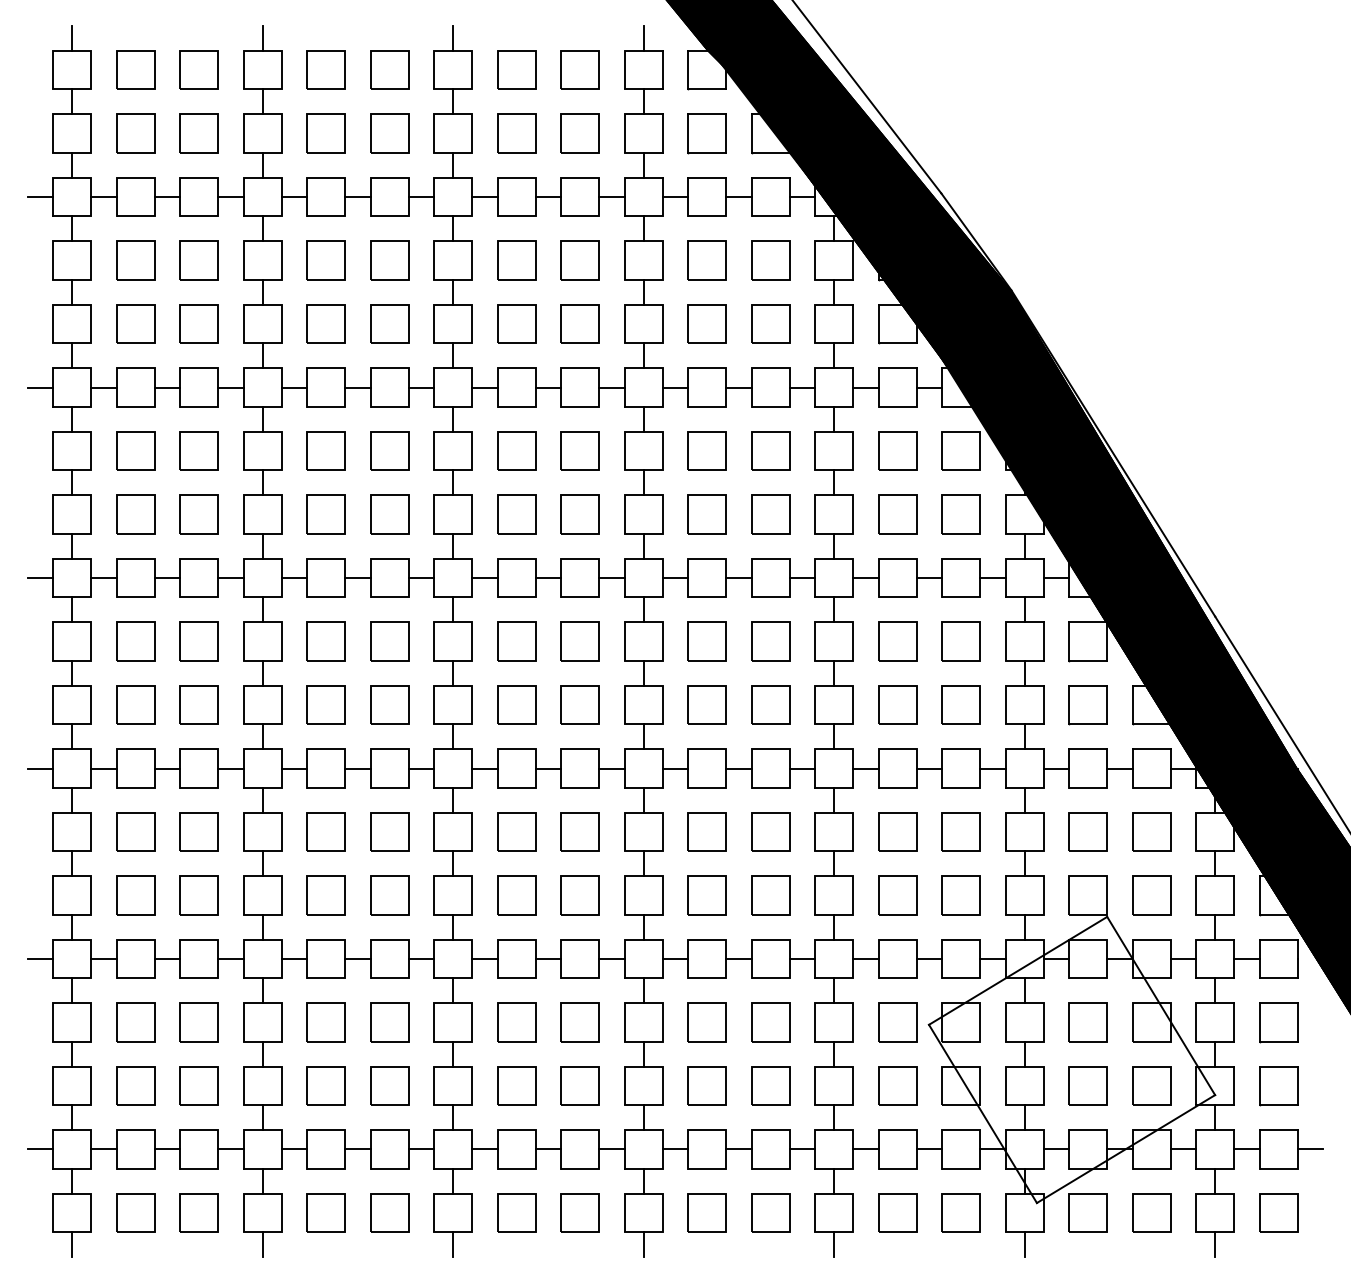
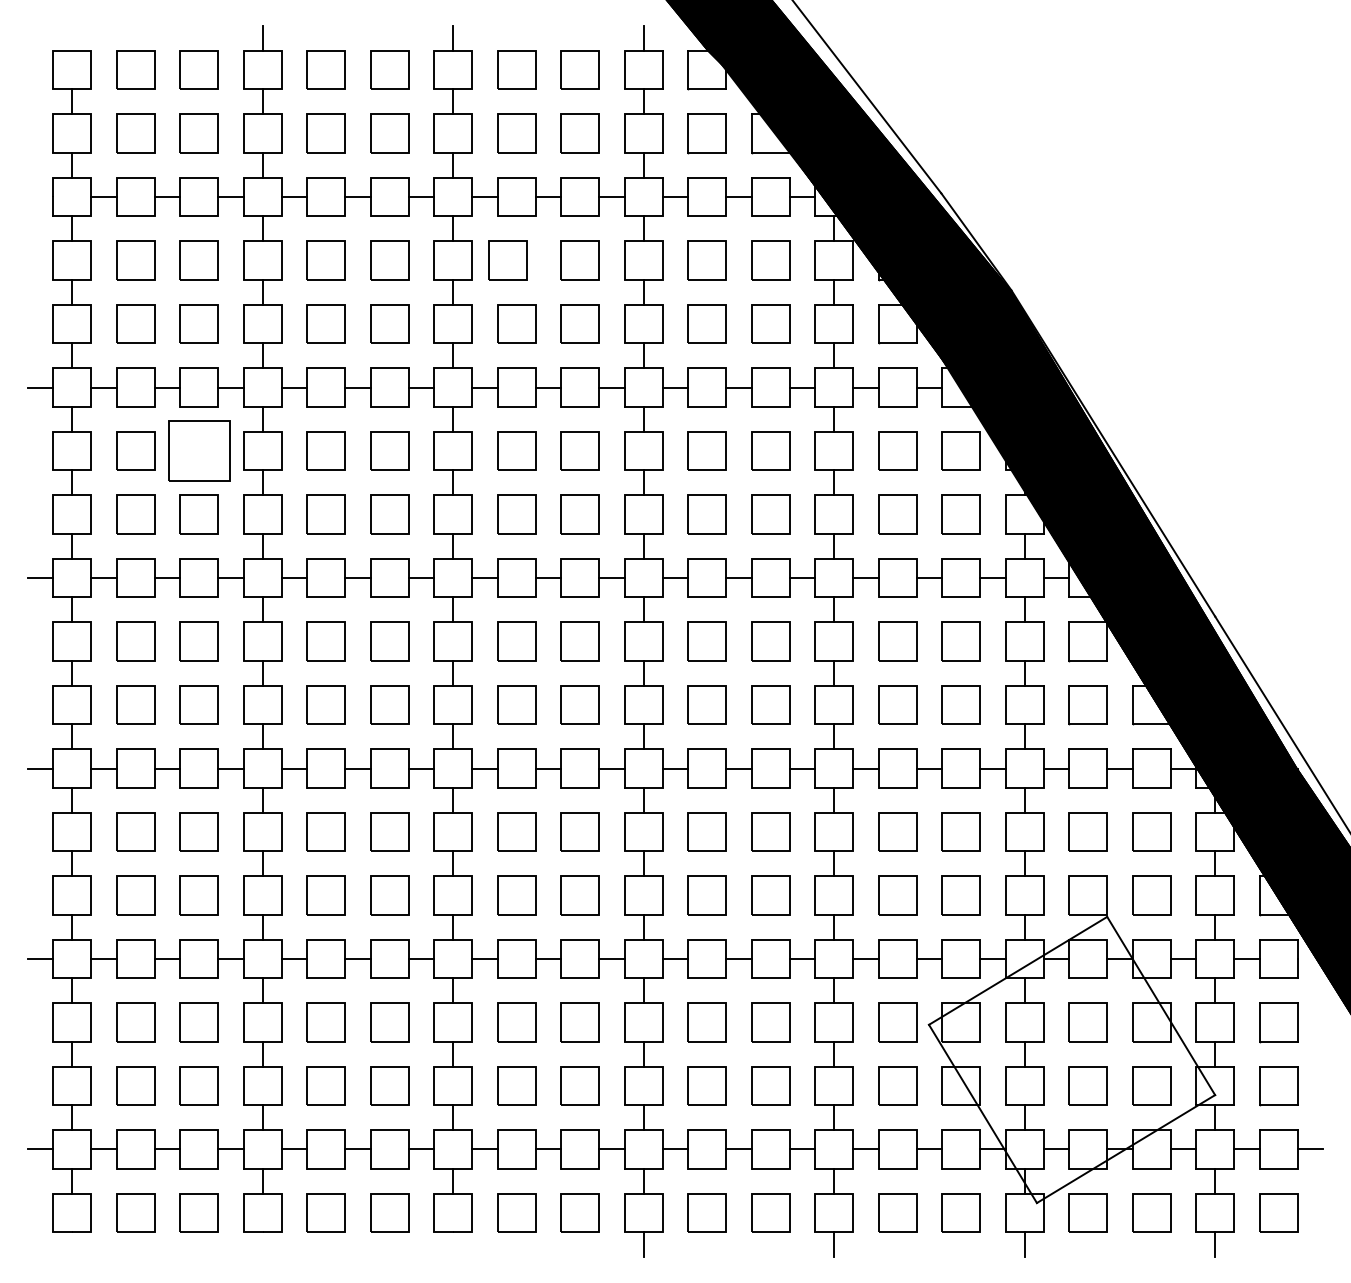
line: present -> none (72, 37)
line: present -> none (40, 197)
part position: (516, 260) -> (507, 260) (507, 260)
part size: 40x40 px -> 63x62 px (199, 450)
line: present -> none (72, 1244)
line: present -> none (262, 1244)
line: present -> none (453, 1244)
